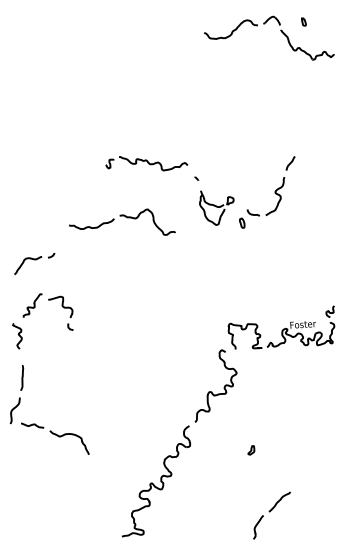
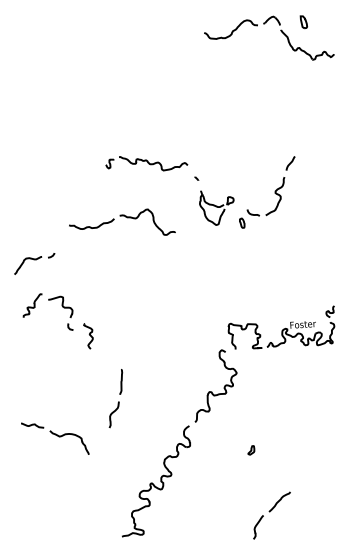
part size: 6x10 px -> 10x15 px (303, 22)
part position: (17, 336) -> (88, 336) (88, 336)
part position: (16, 394) -> (115, 398) (115, 398)
